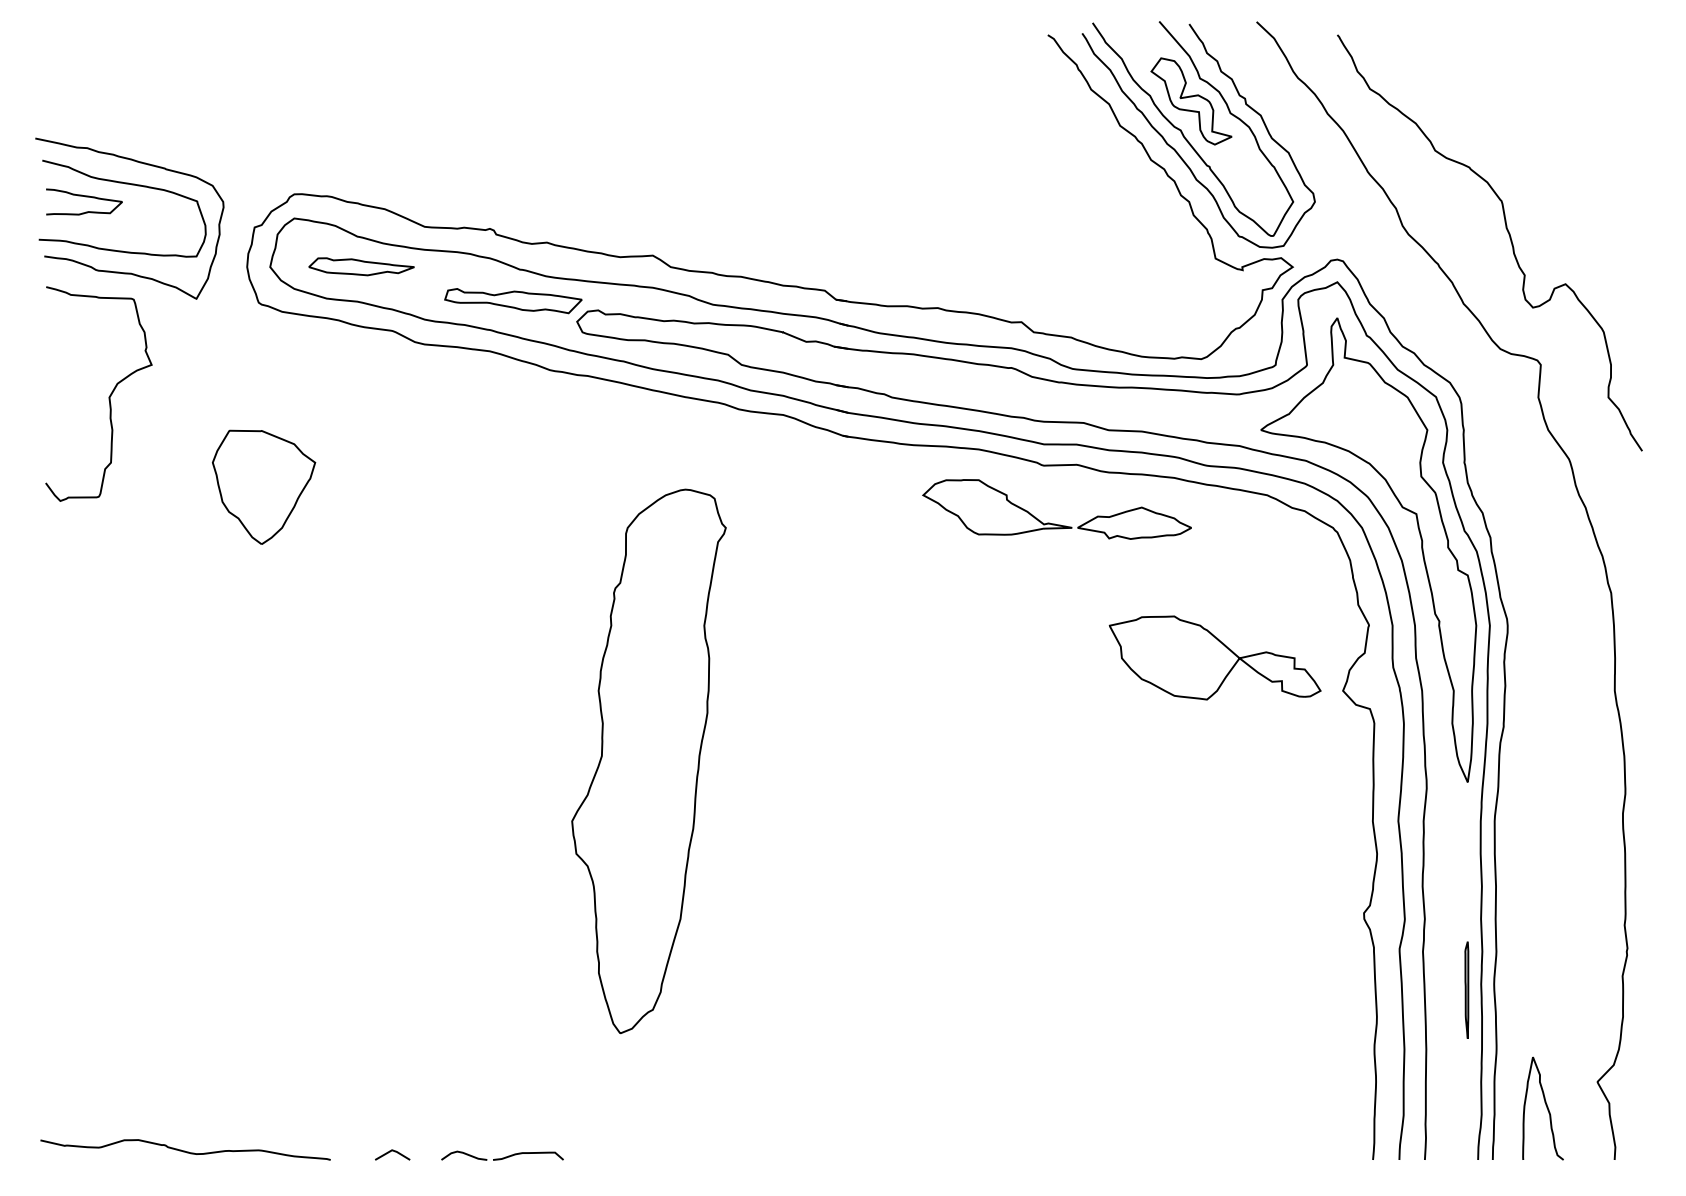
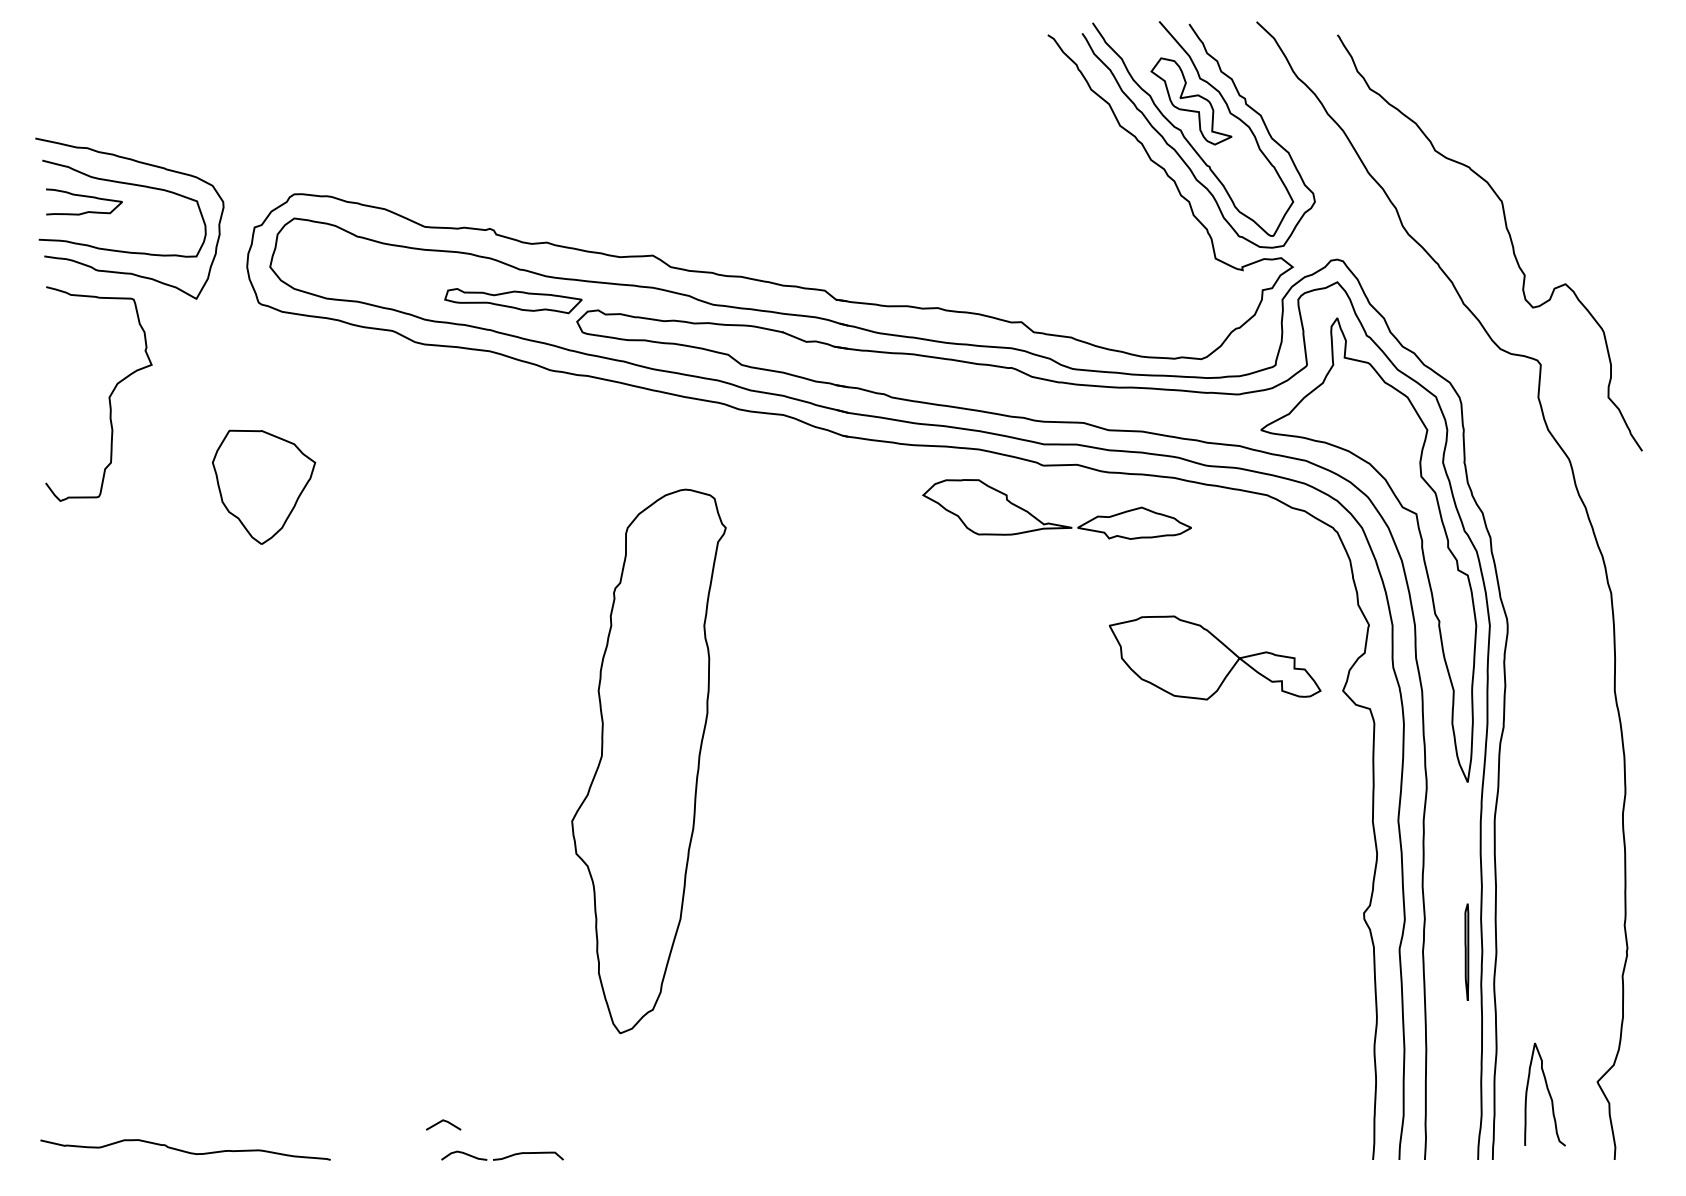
part: present -> none (361, 266)
part position: (1466, 989) -> (1466, 951) (1466, 951)
curve position: (1546, 1108) -> (1548, 1094) (1548, 1094)
line position: (390, 1152) -> (441, 1122) (441, 1122)
